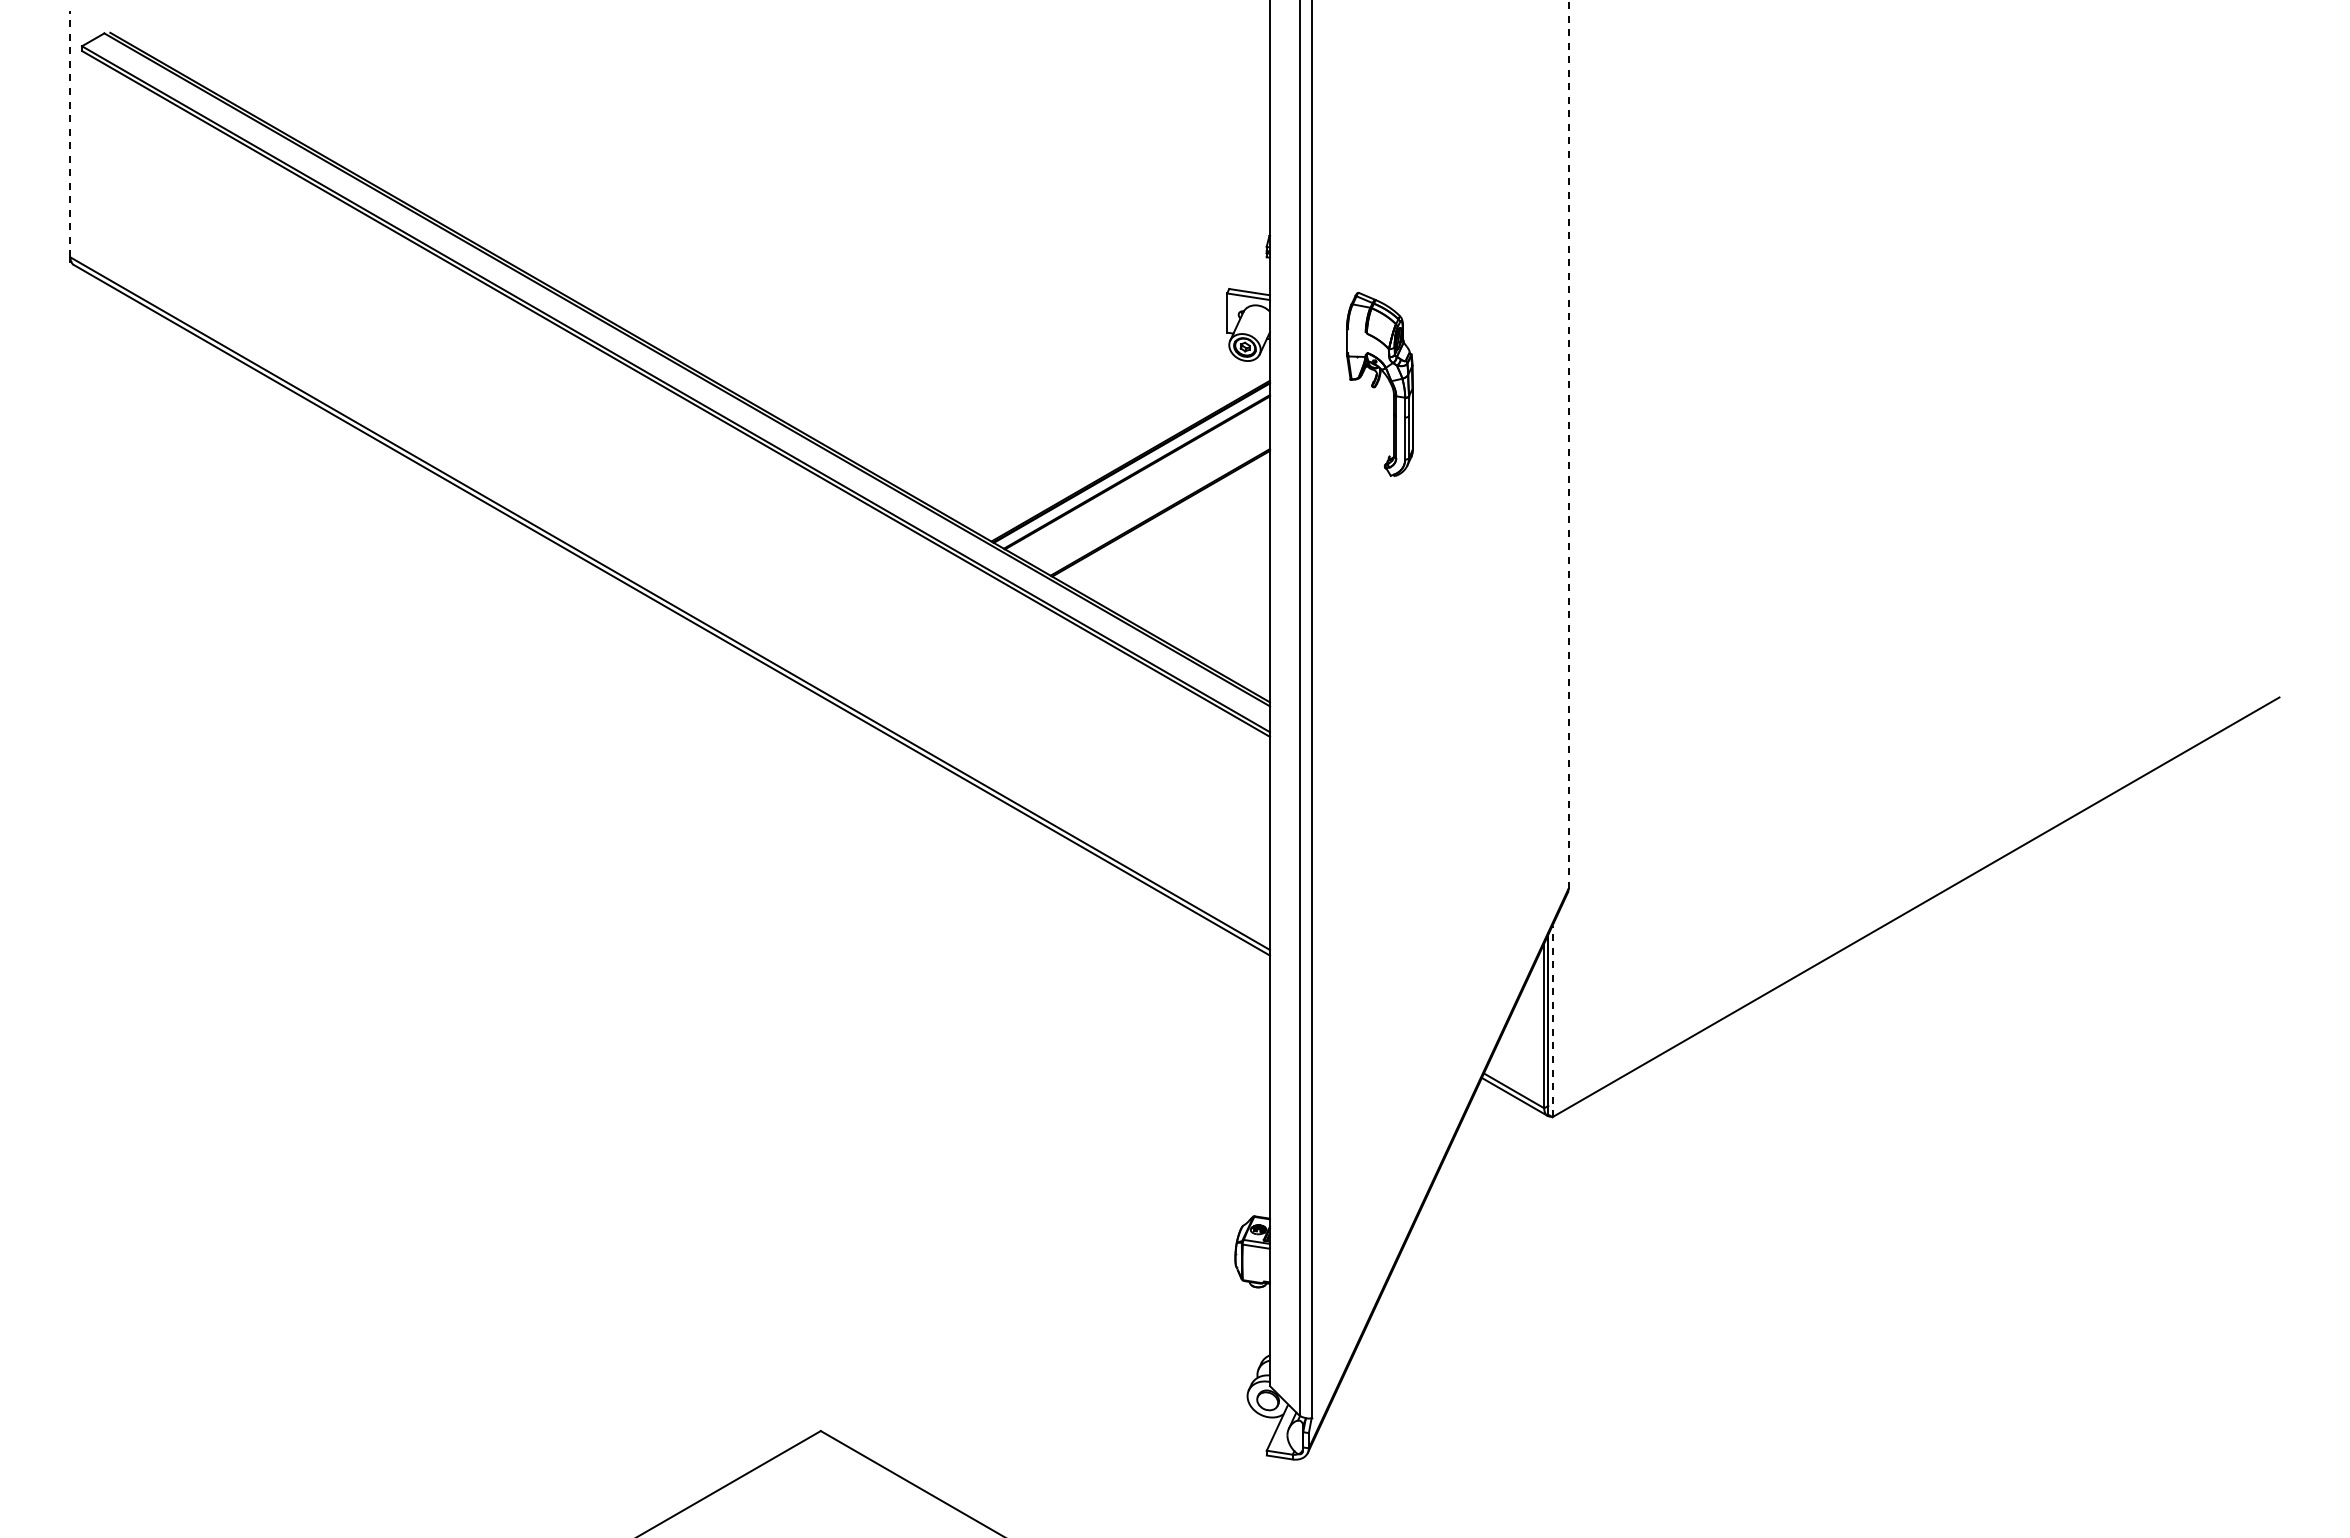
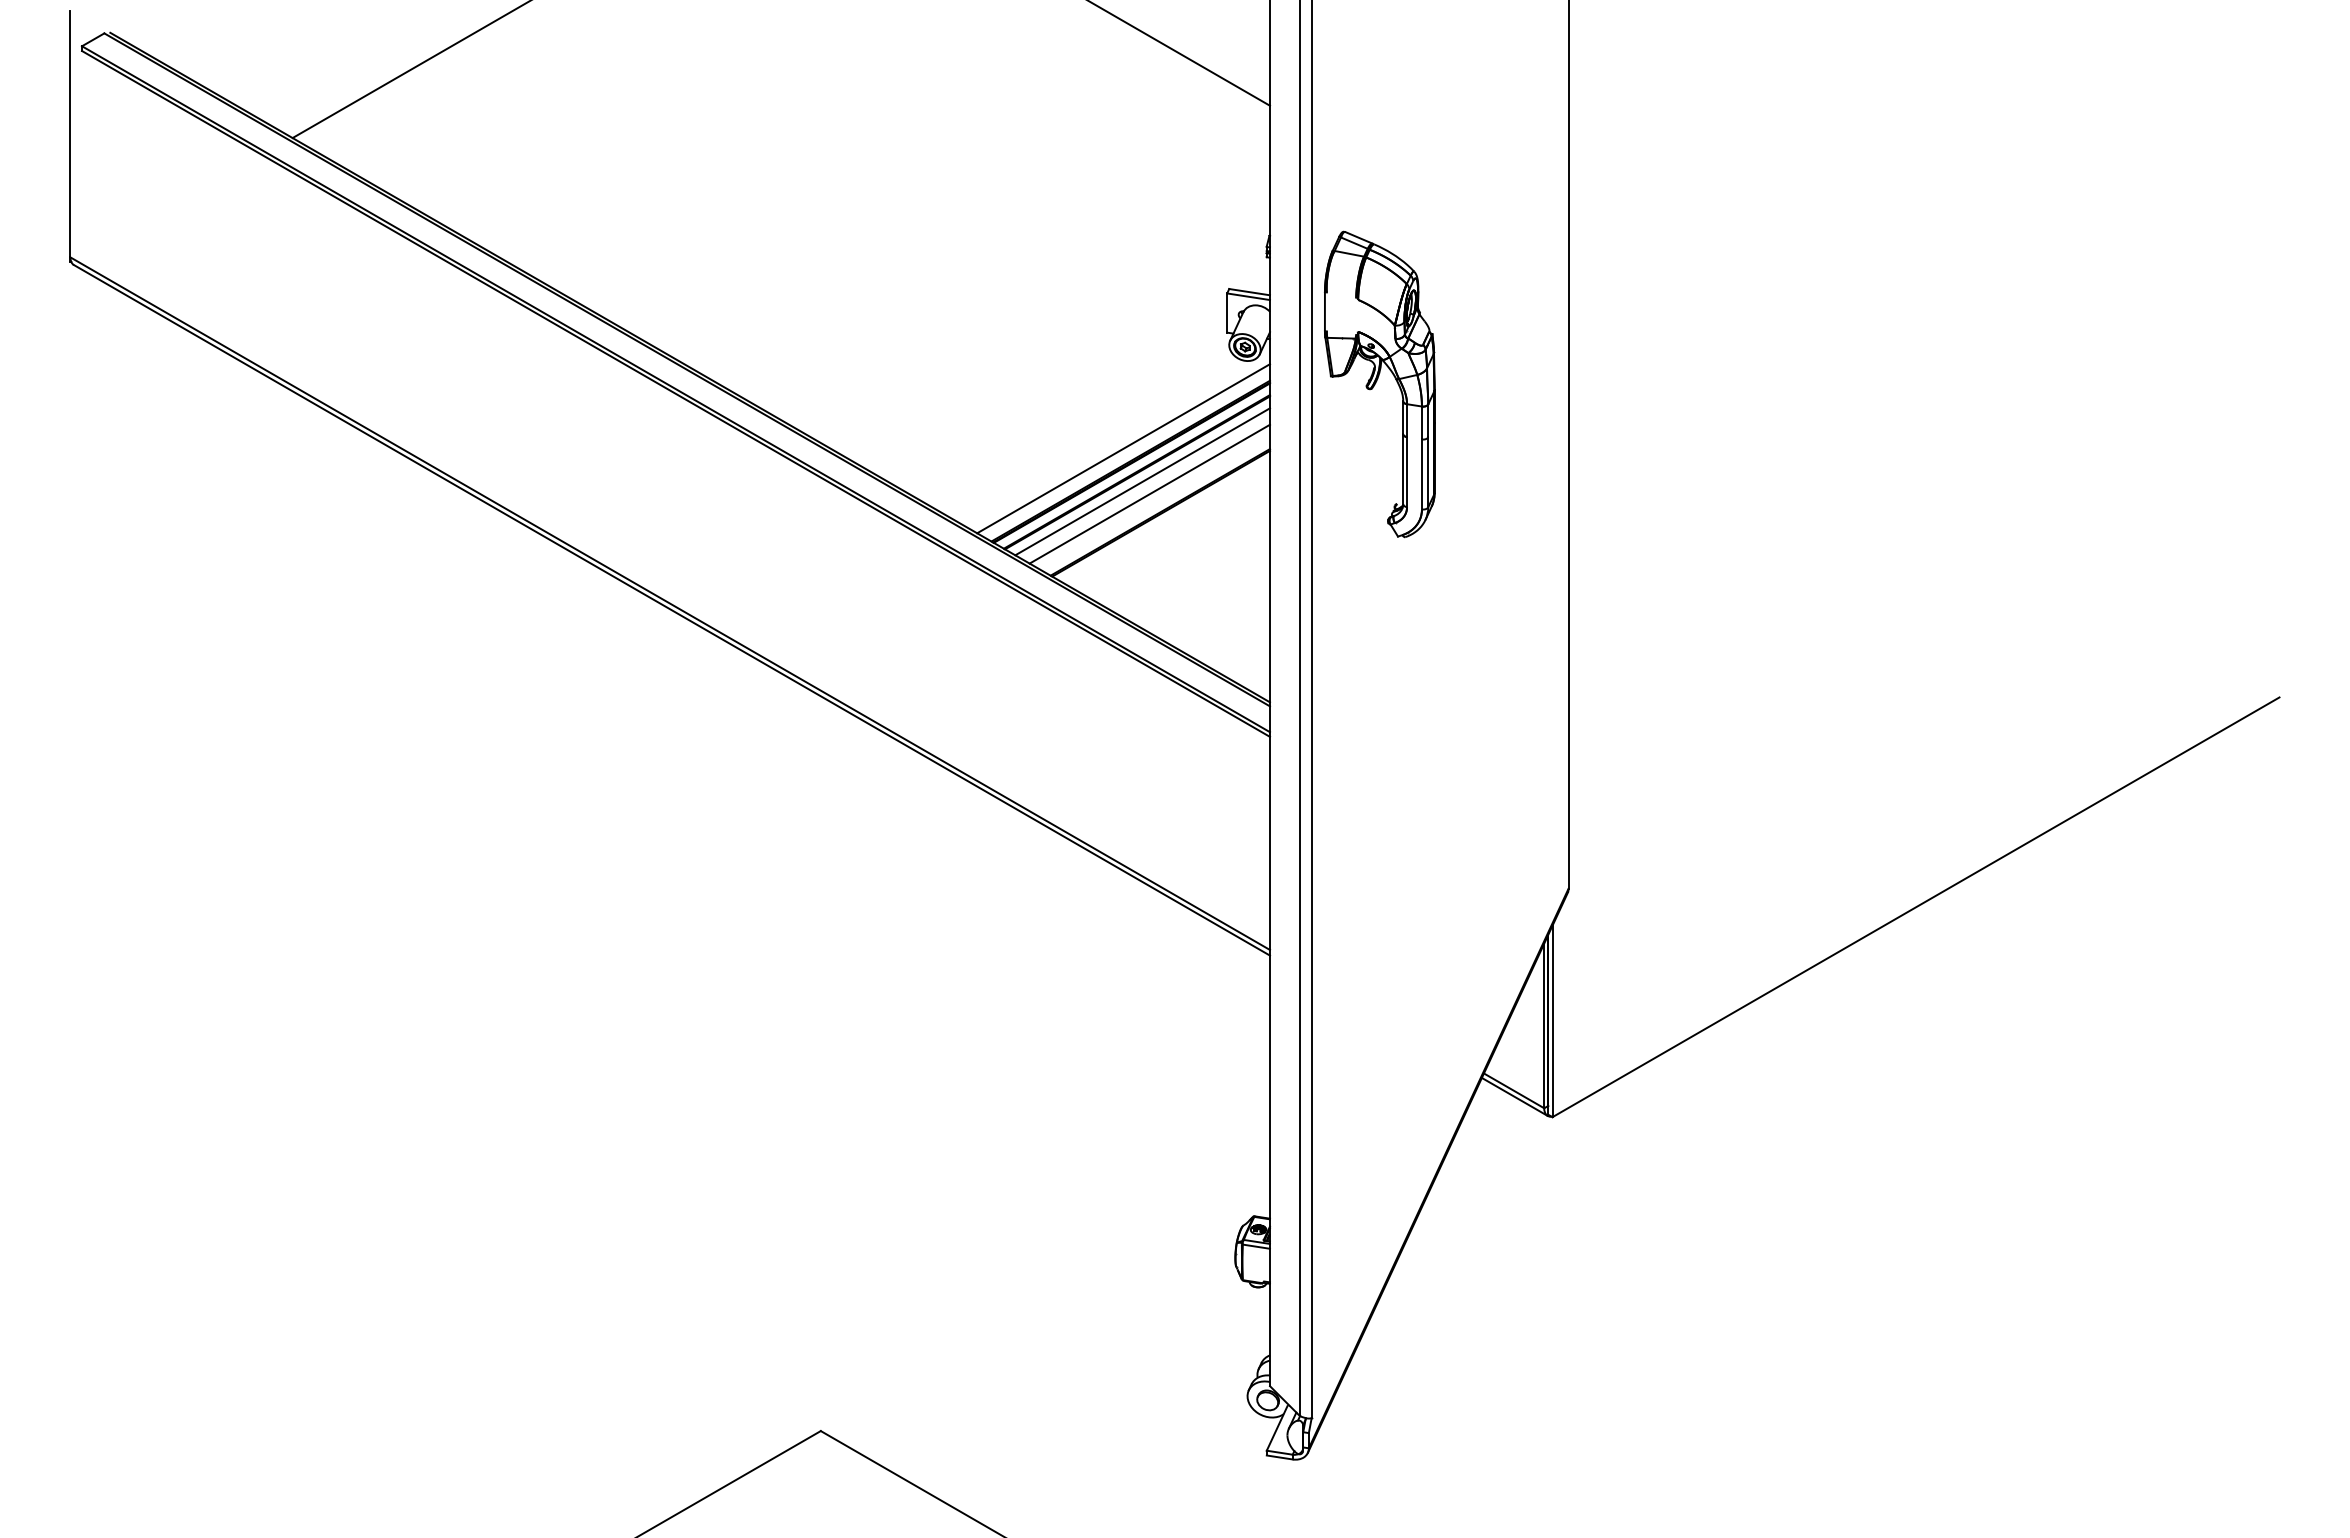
line: none -> present (1180, 53)
line: none -> present (409, 70)
line: dashed -> solid (70, 133)
part size: 68x186 px -> 112x309 px (1379, 384)
line: dashed -> solid (1568, 443)
line: none -> present (1123, 448)
line: none -> present (1142, 481)
line: none -> present (1149, 493)
line: dashed -> solid (1552, 1021)
